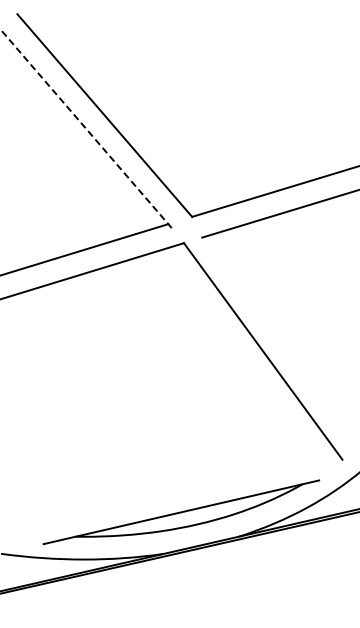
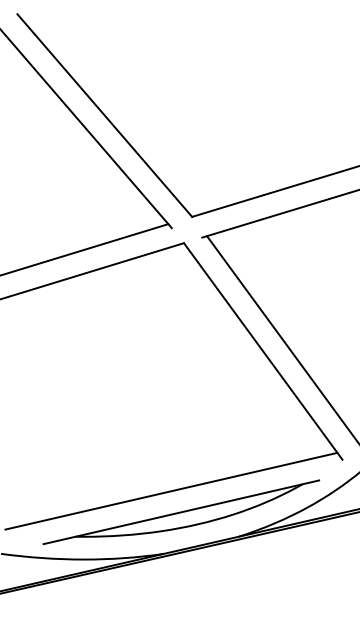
line: dashed -> solid (85, 128)
line: none -> present (281, 338)
line: none -> present (171, 490)
